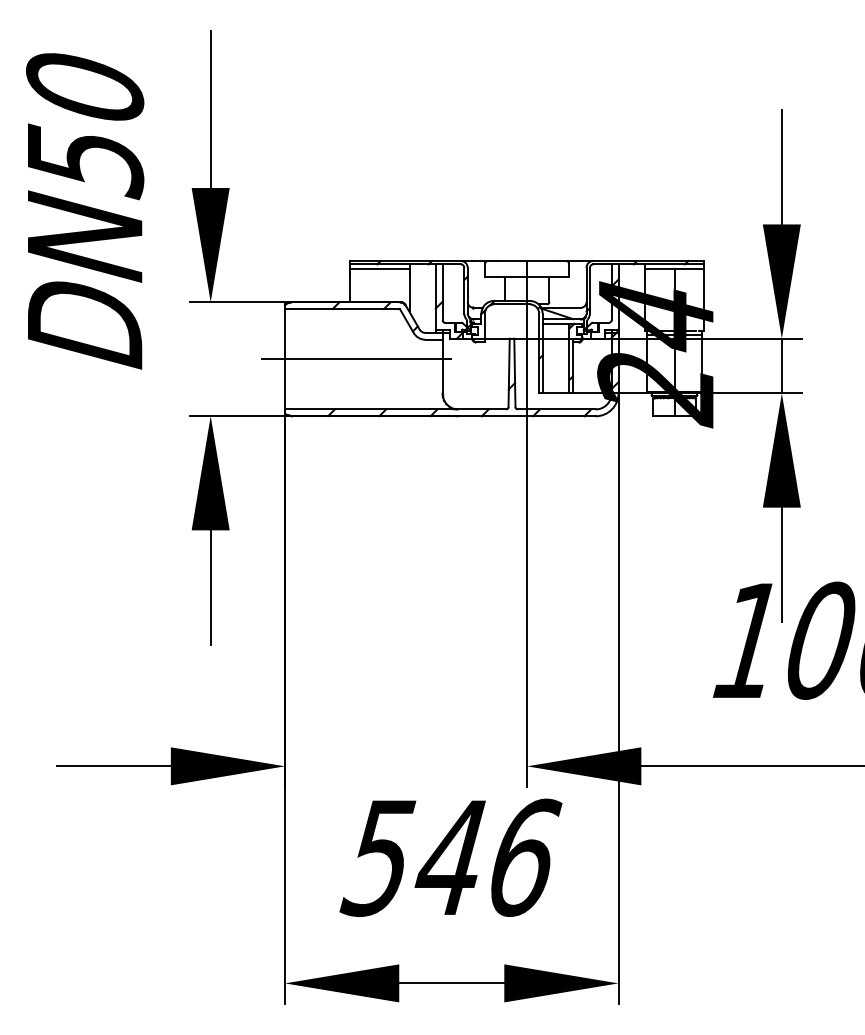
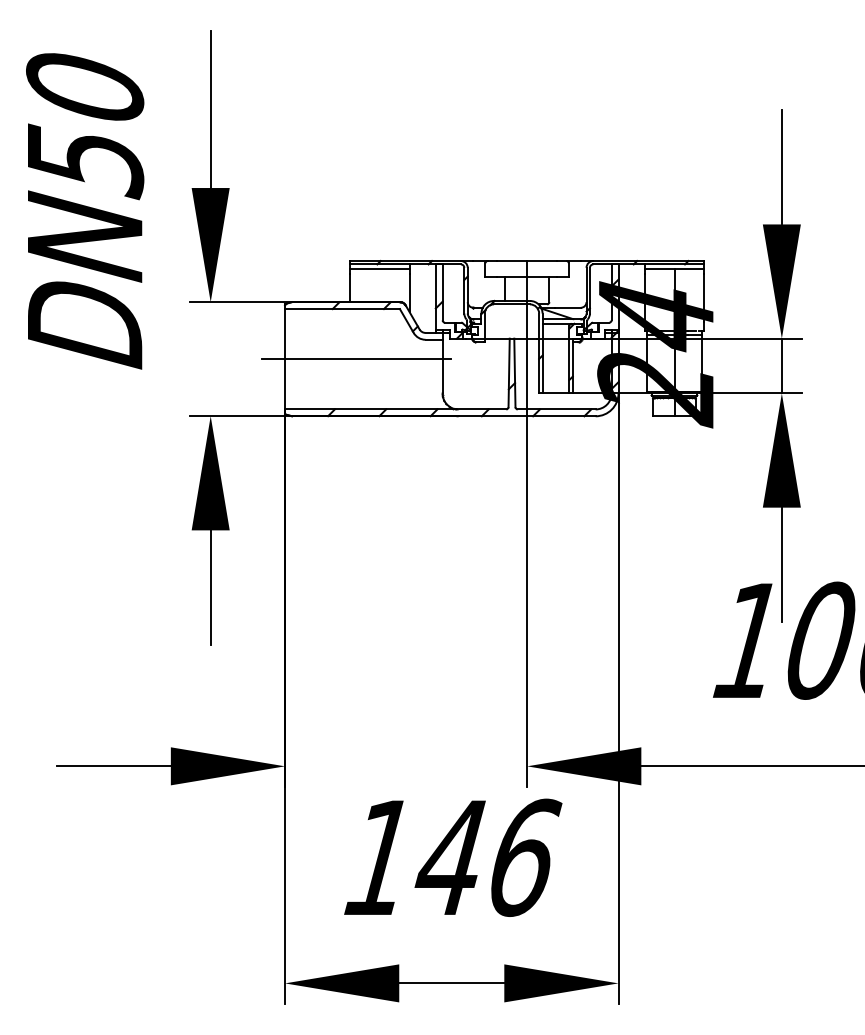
text: 546 -> 146 (377, 858)
